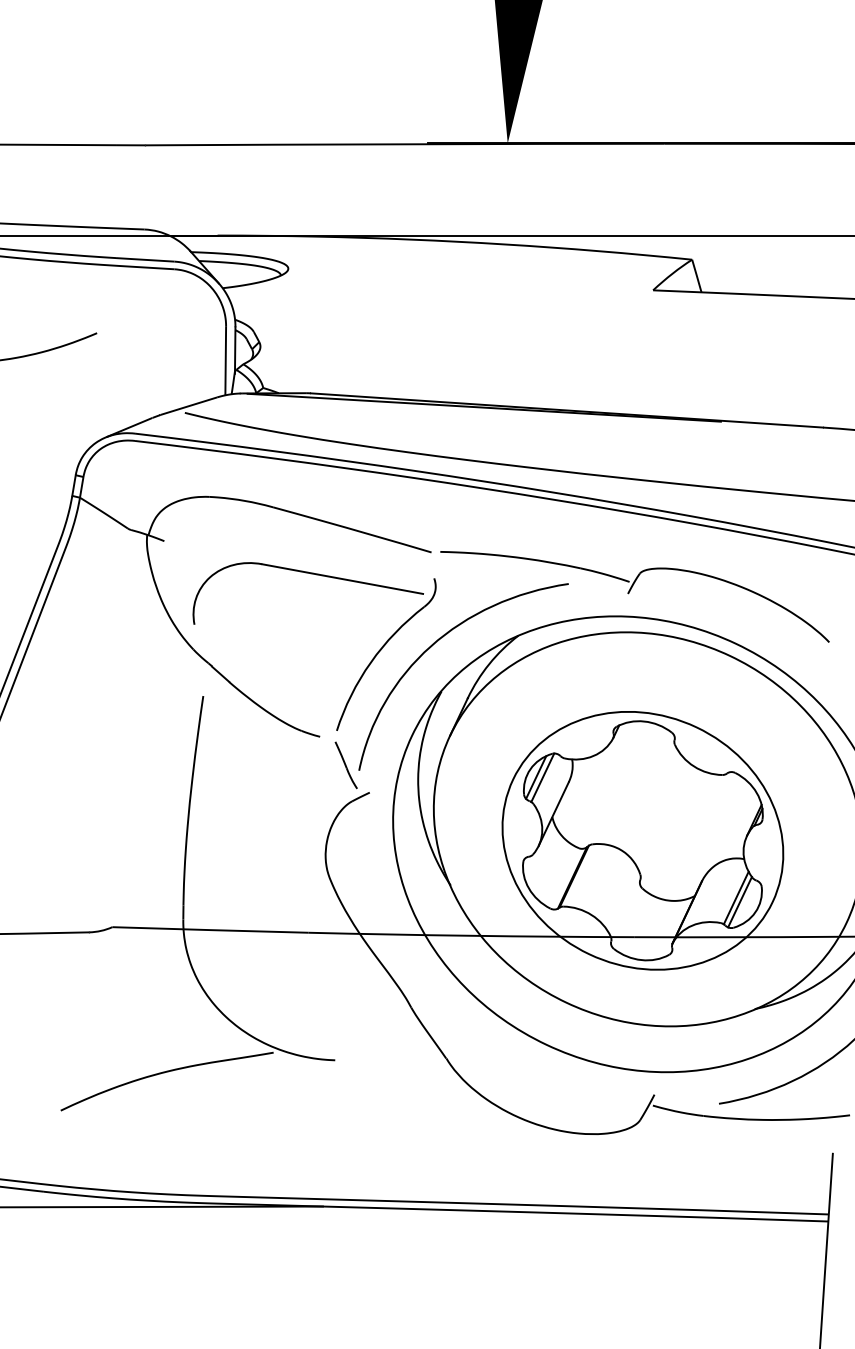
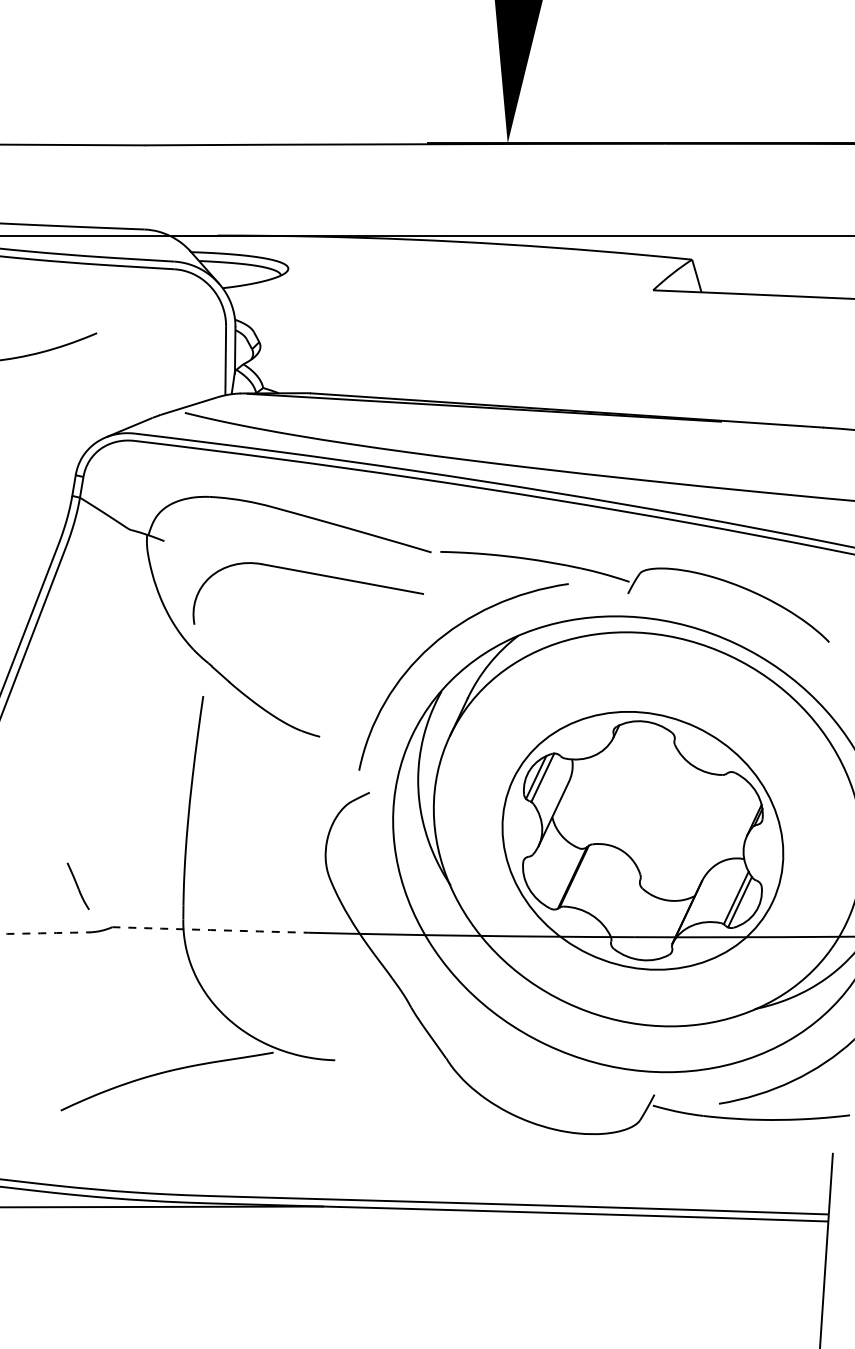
part: present -> none (382, 649)
part position: (345, 765) -> (77, 886) (77, 886)
arc: solid -> dashed (210, 930)
arc: solid -> dashed (44, 933)
